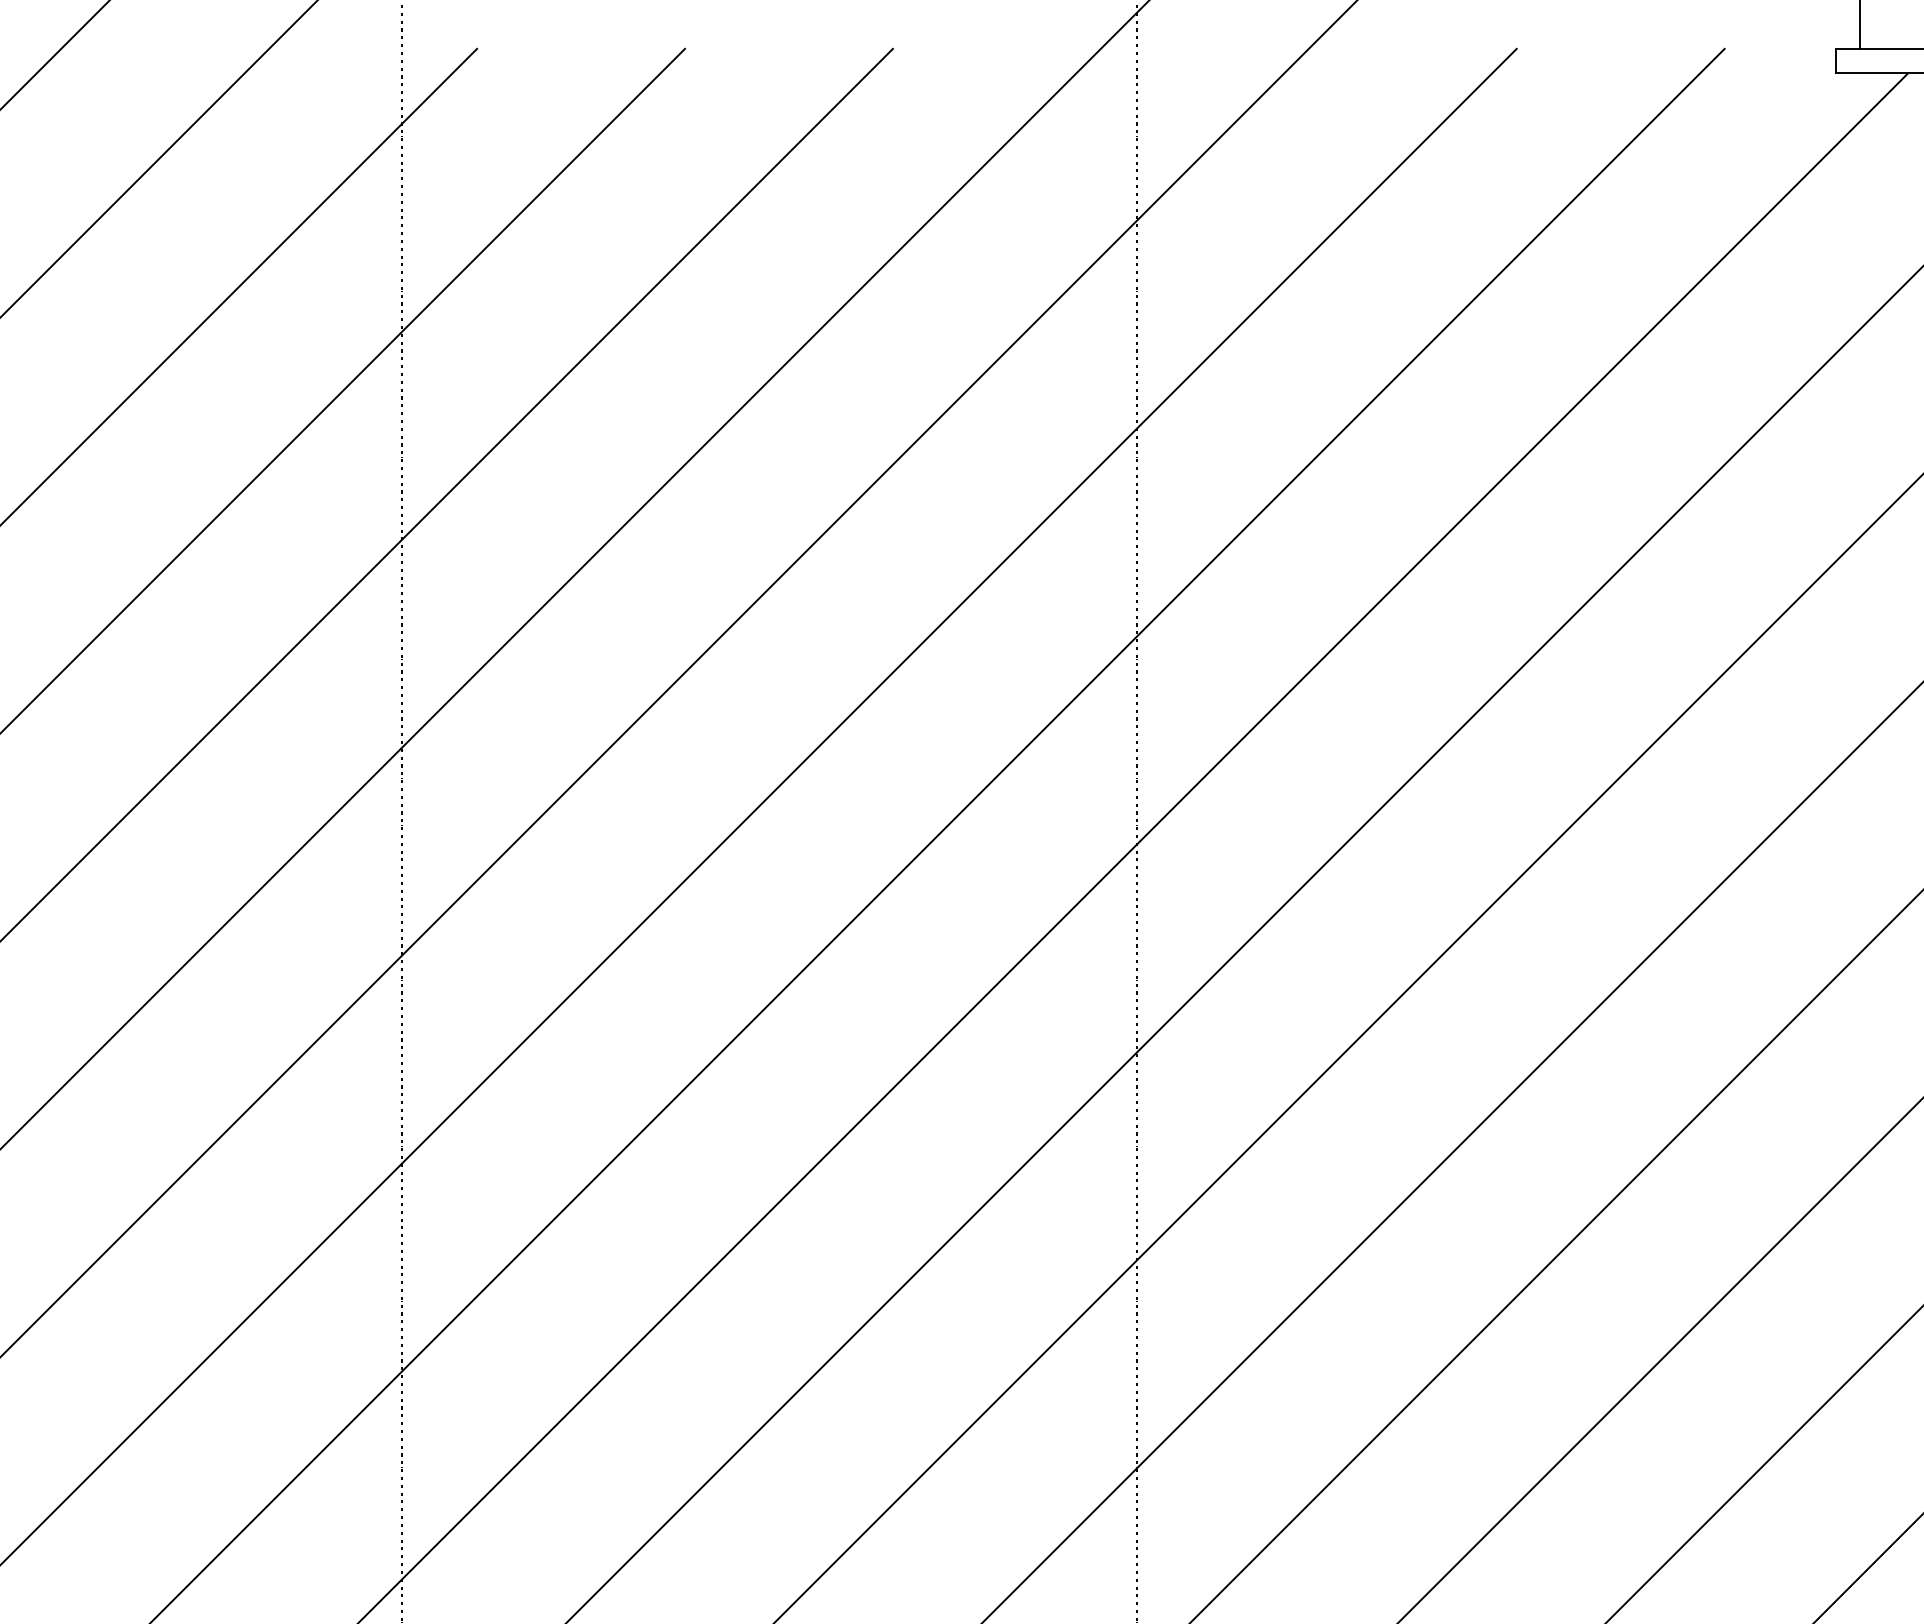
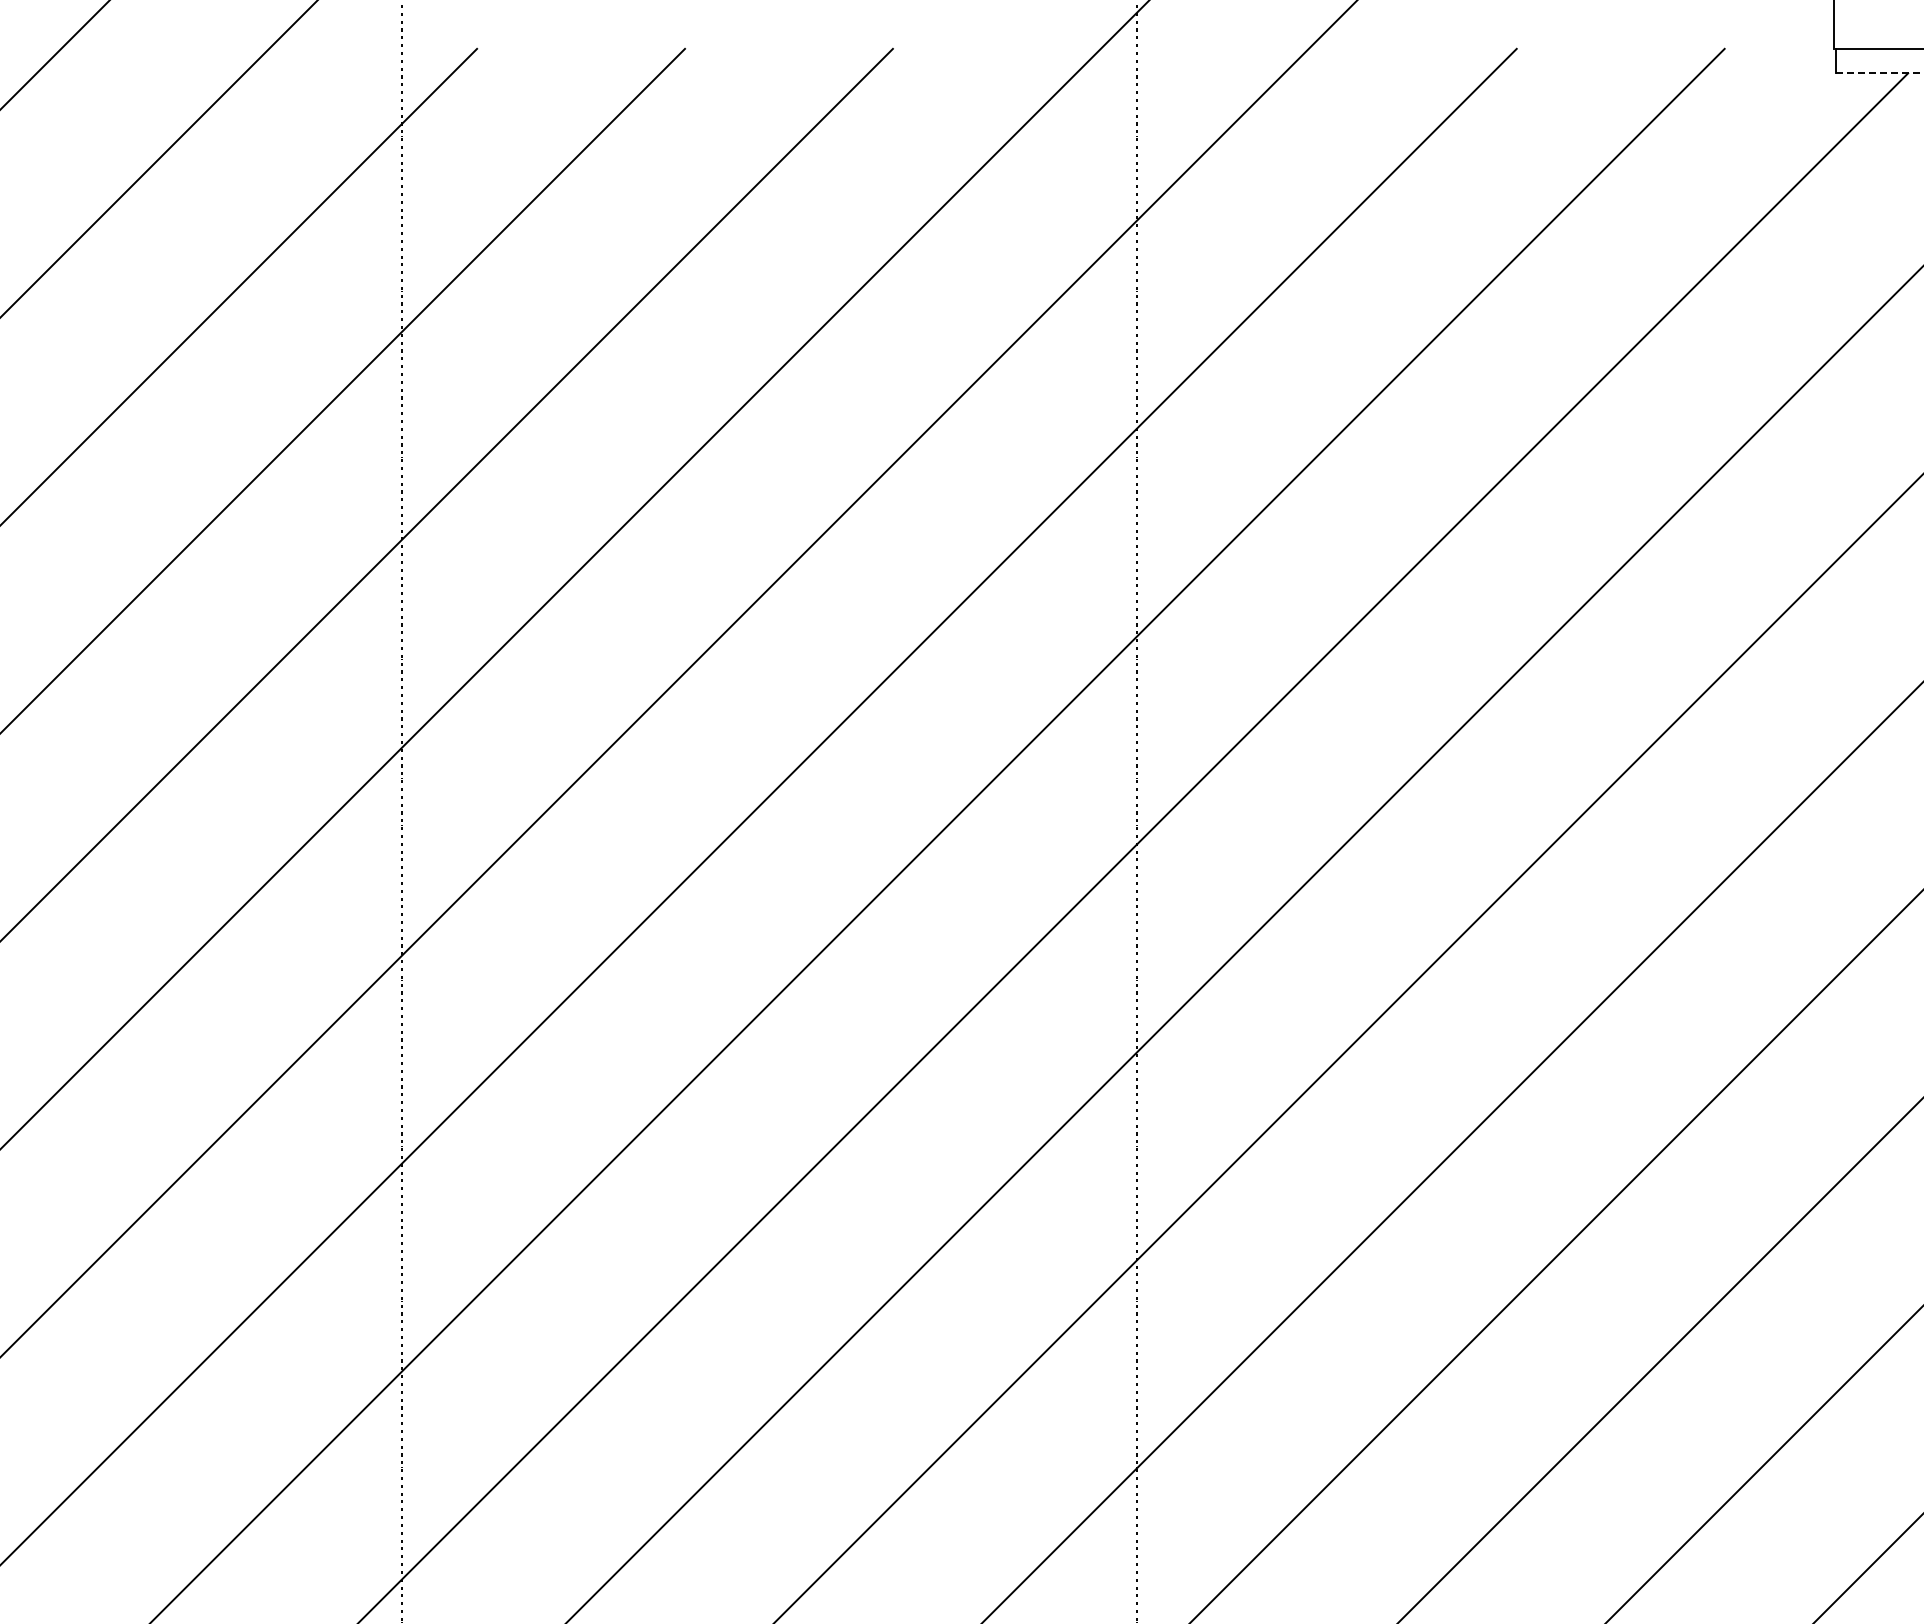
line position: (1860, 25) -> (1834, 25) (1834, 25)
line: solid -> dashed (1879, 73)
